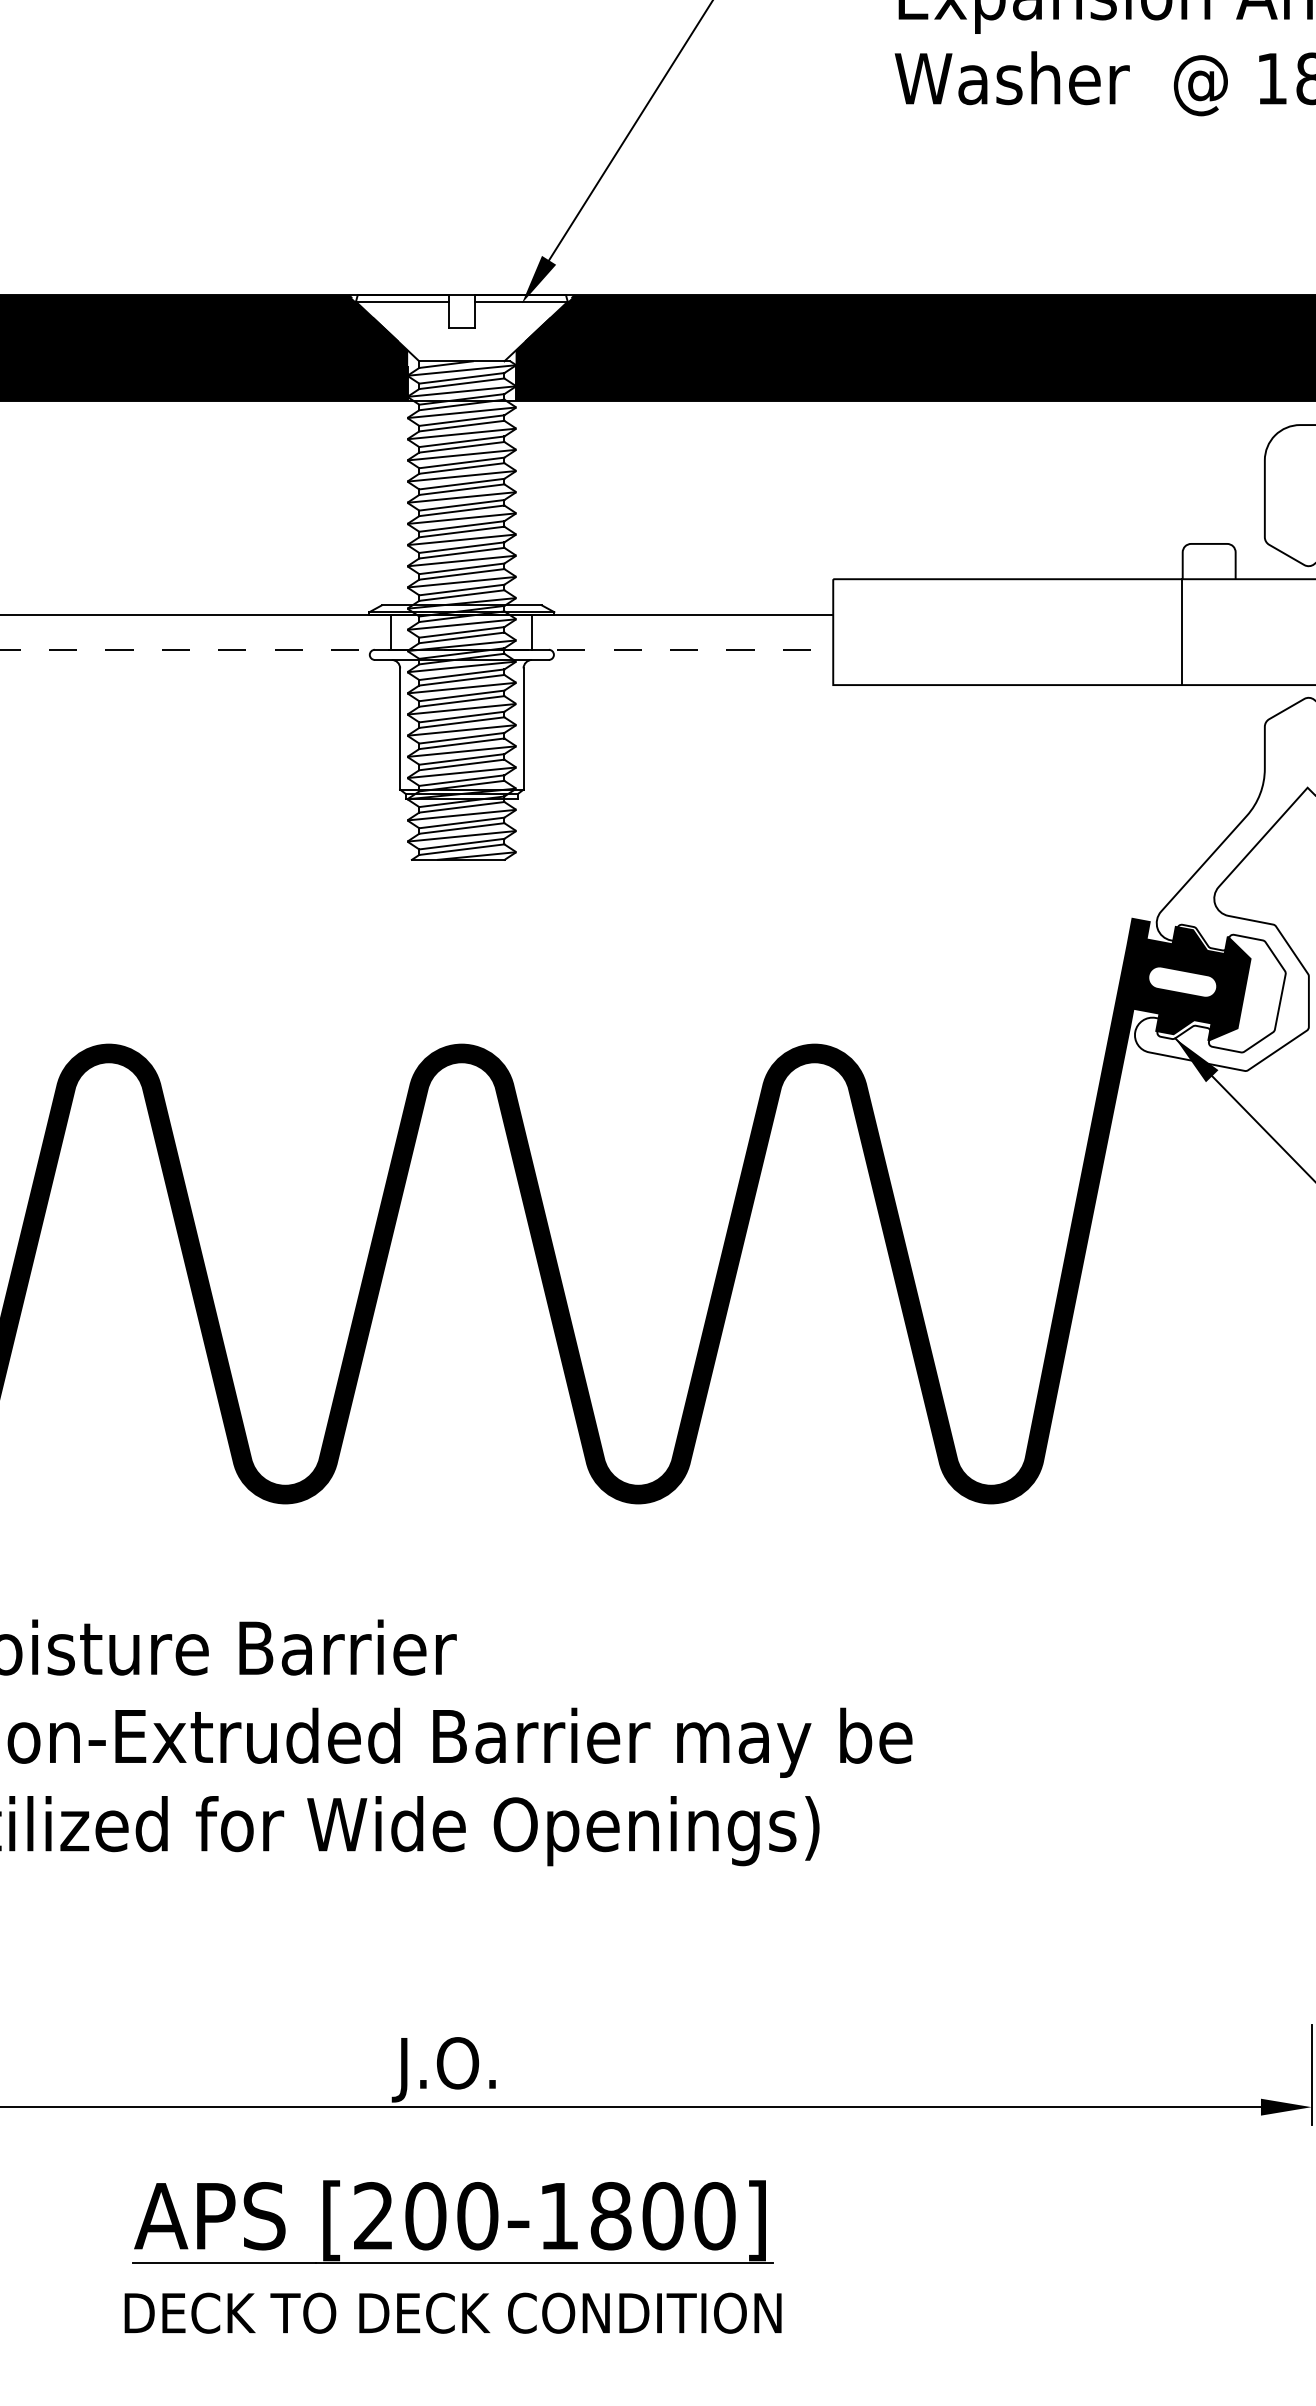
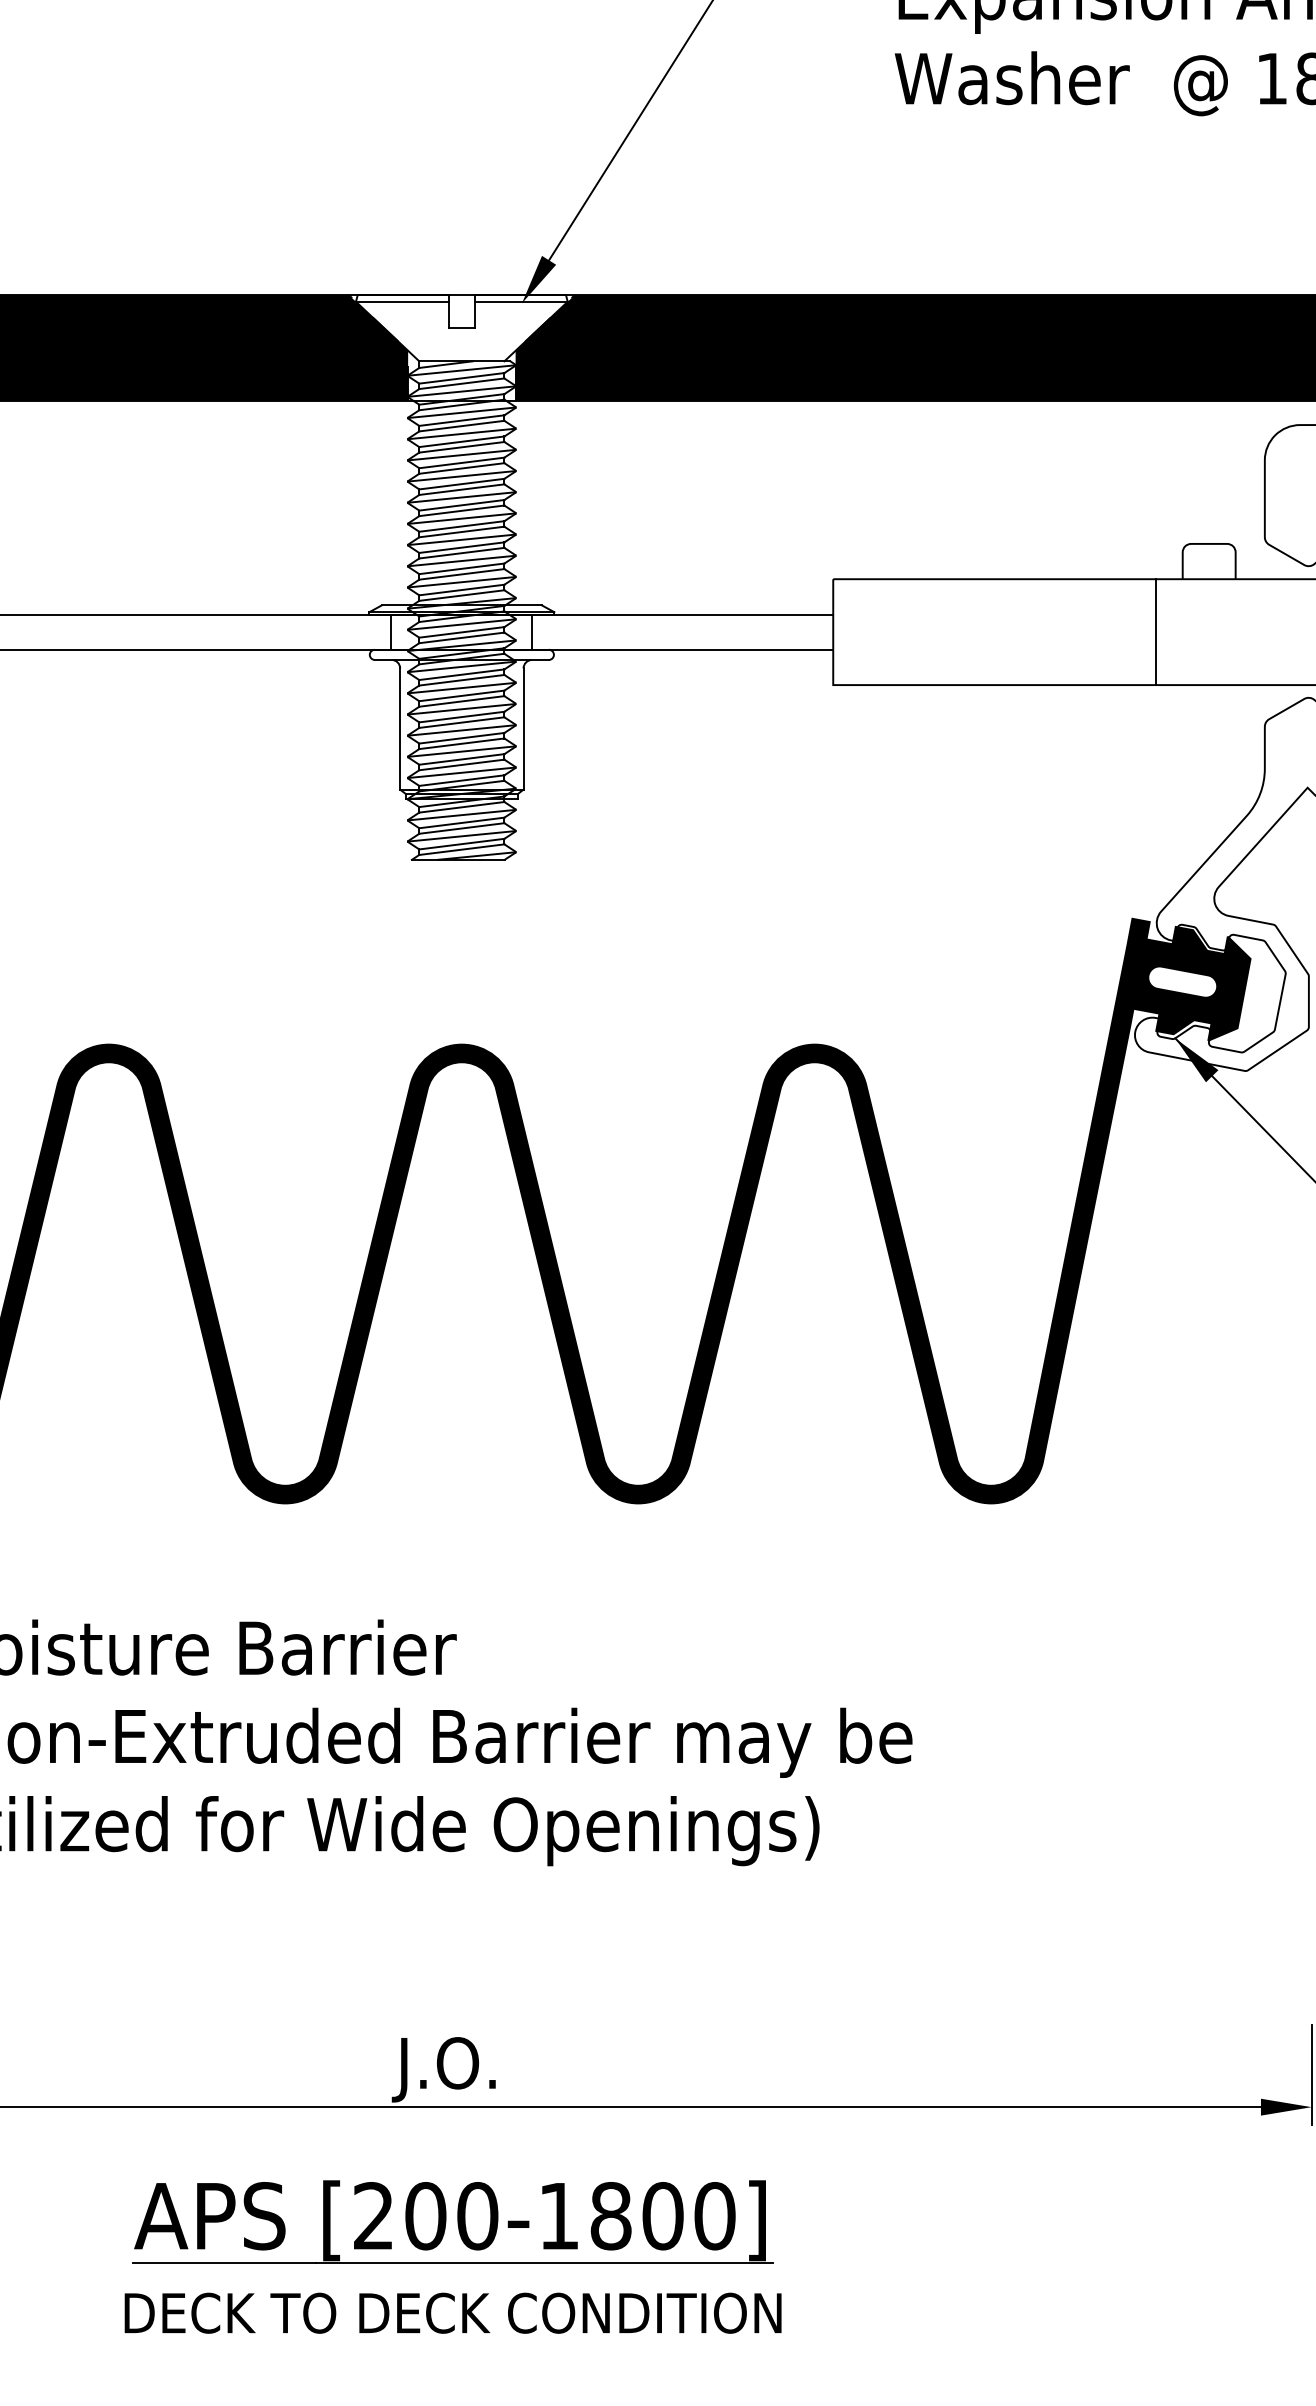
line position: (1182, 632) -> (1156, 632) (1156, 632)
line: dashed -> solid (417, 649)
